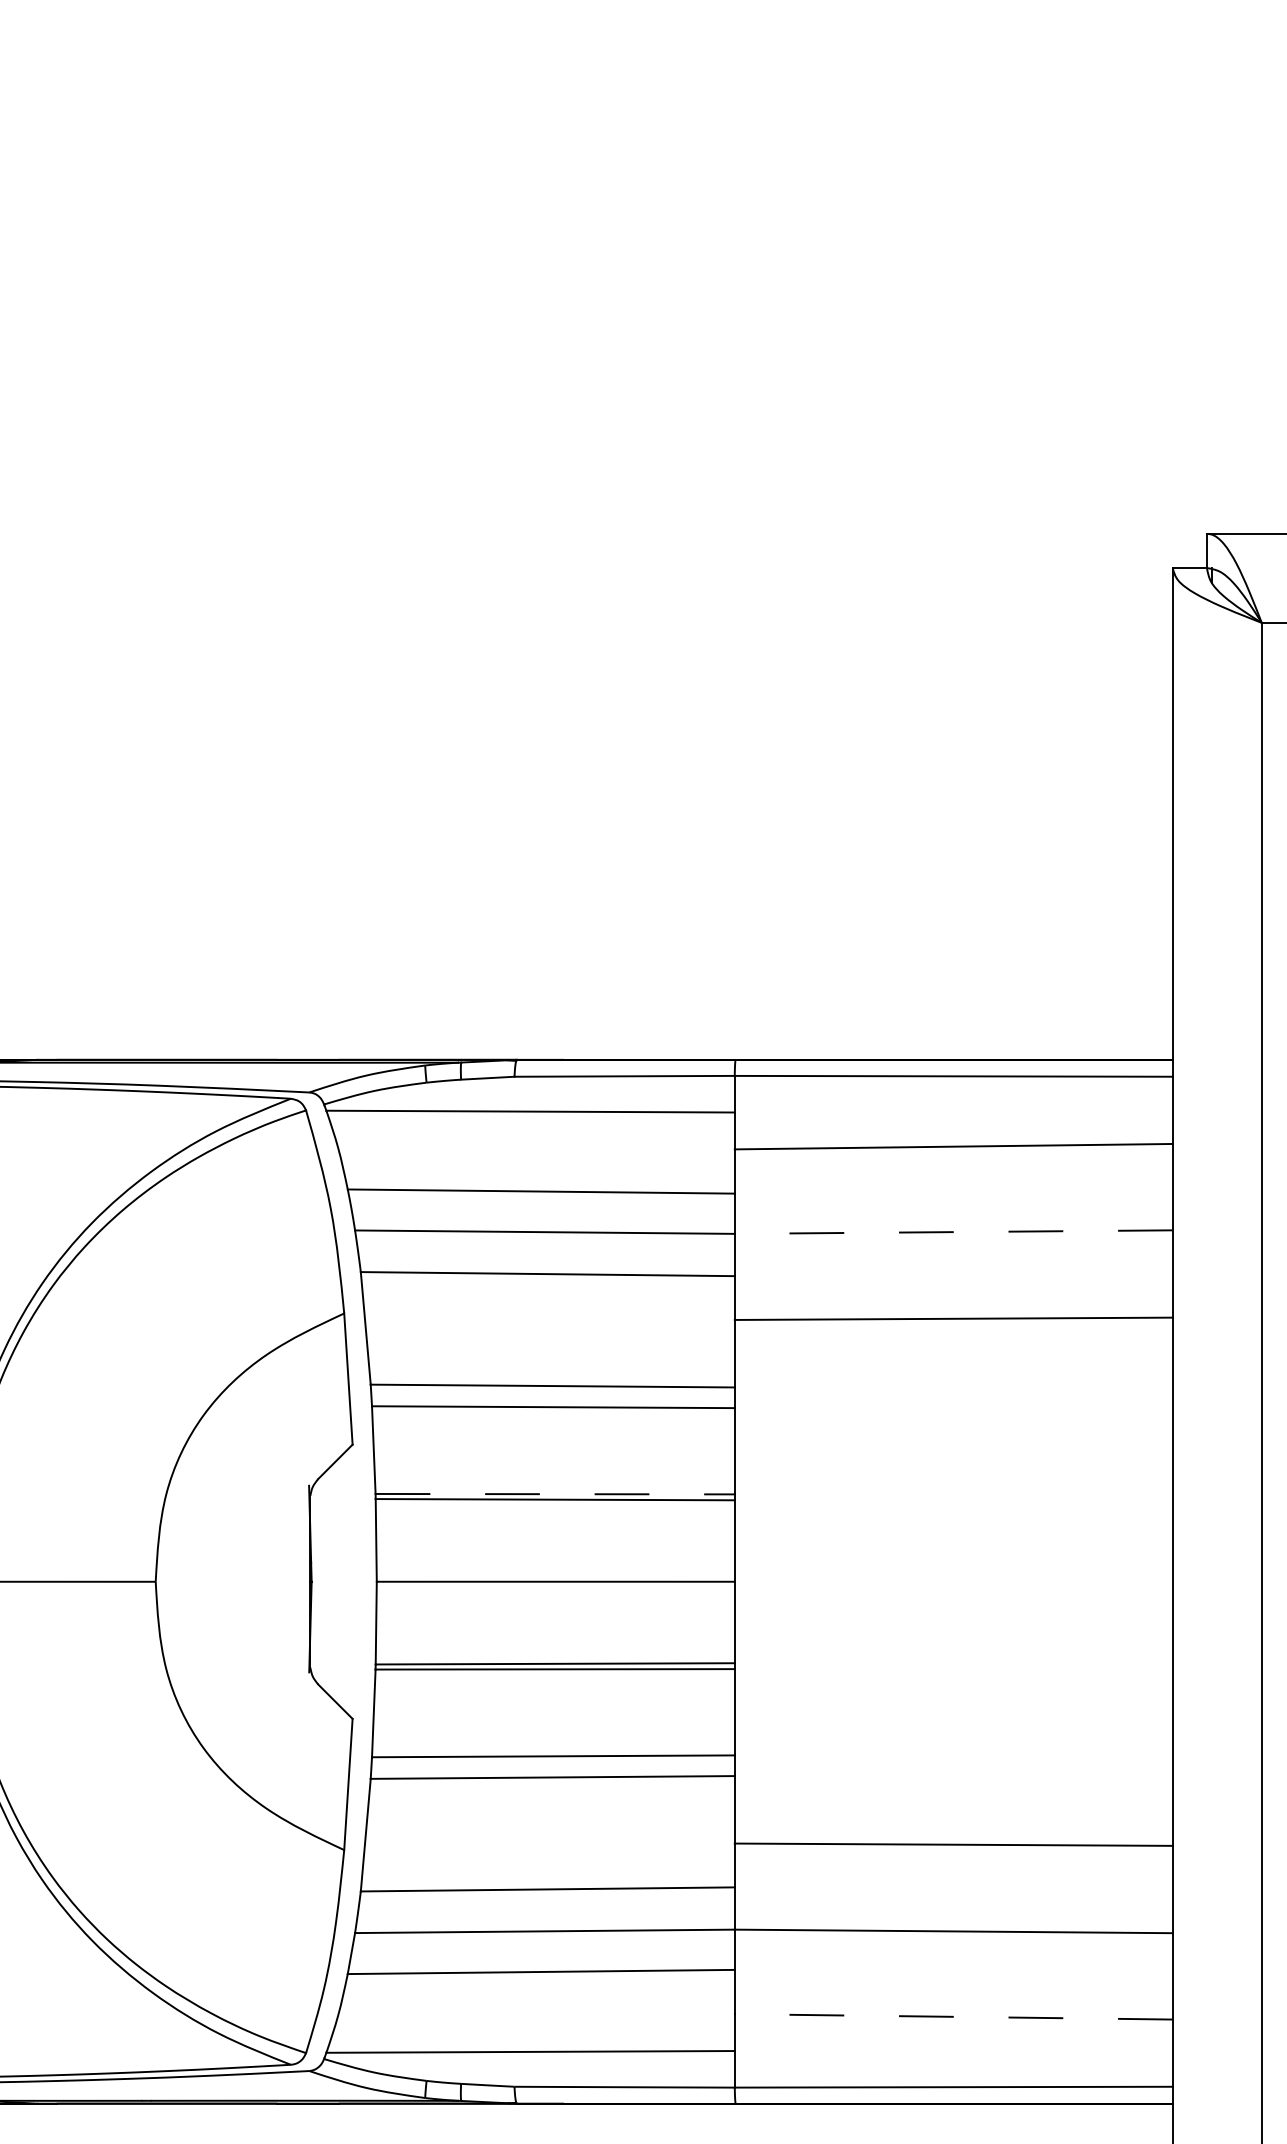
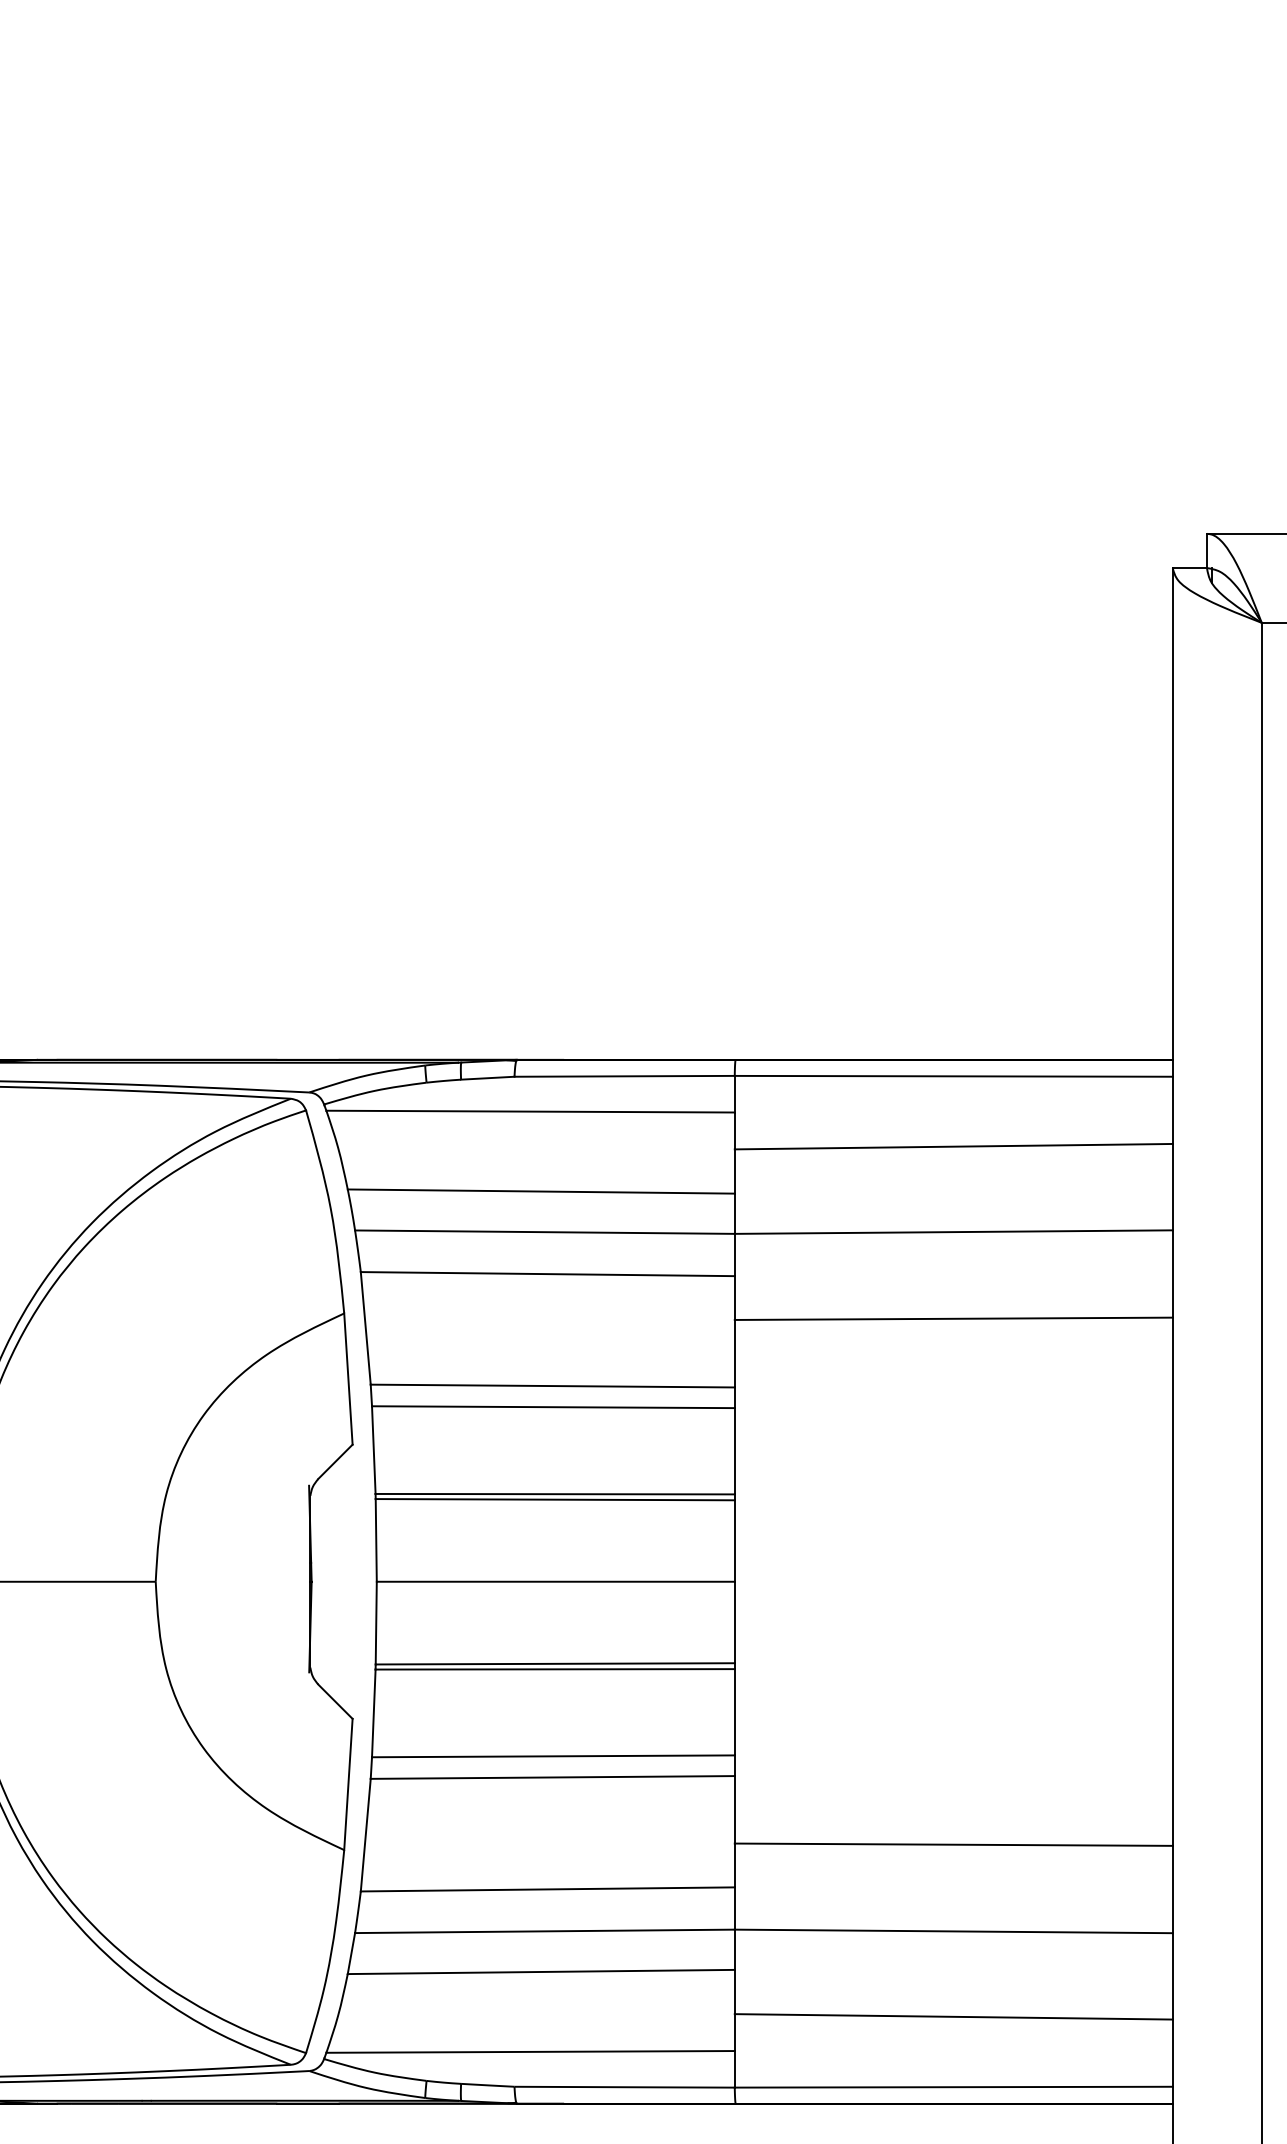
line: dashed -> solid (953, 1232)
line: dashed -> solid (555, 1494)
line: dashed -> solid (953, 2016)
